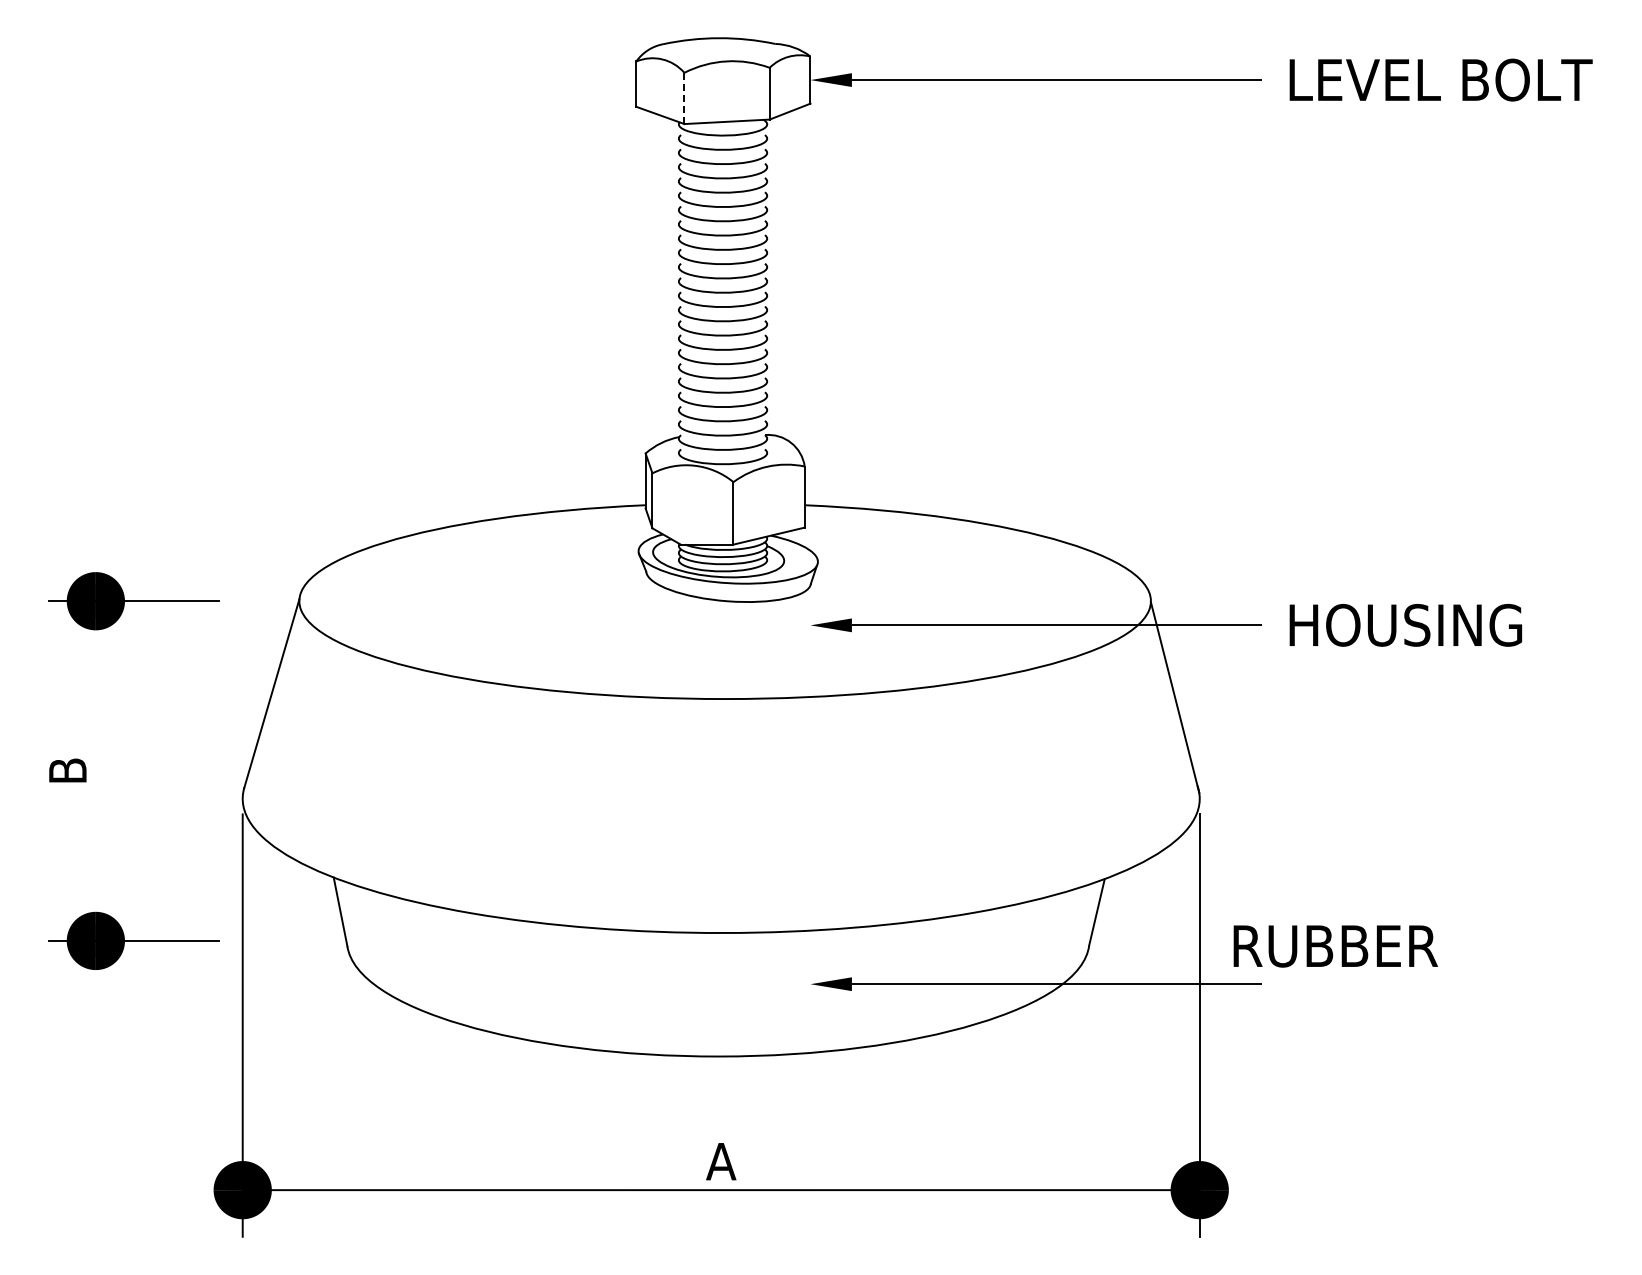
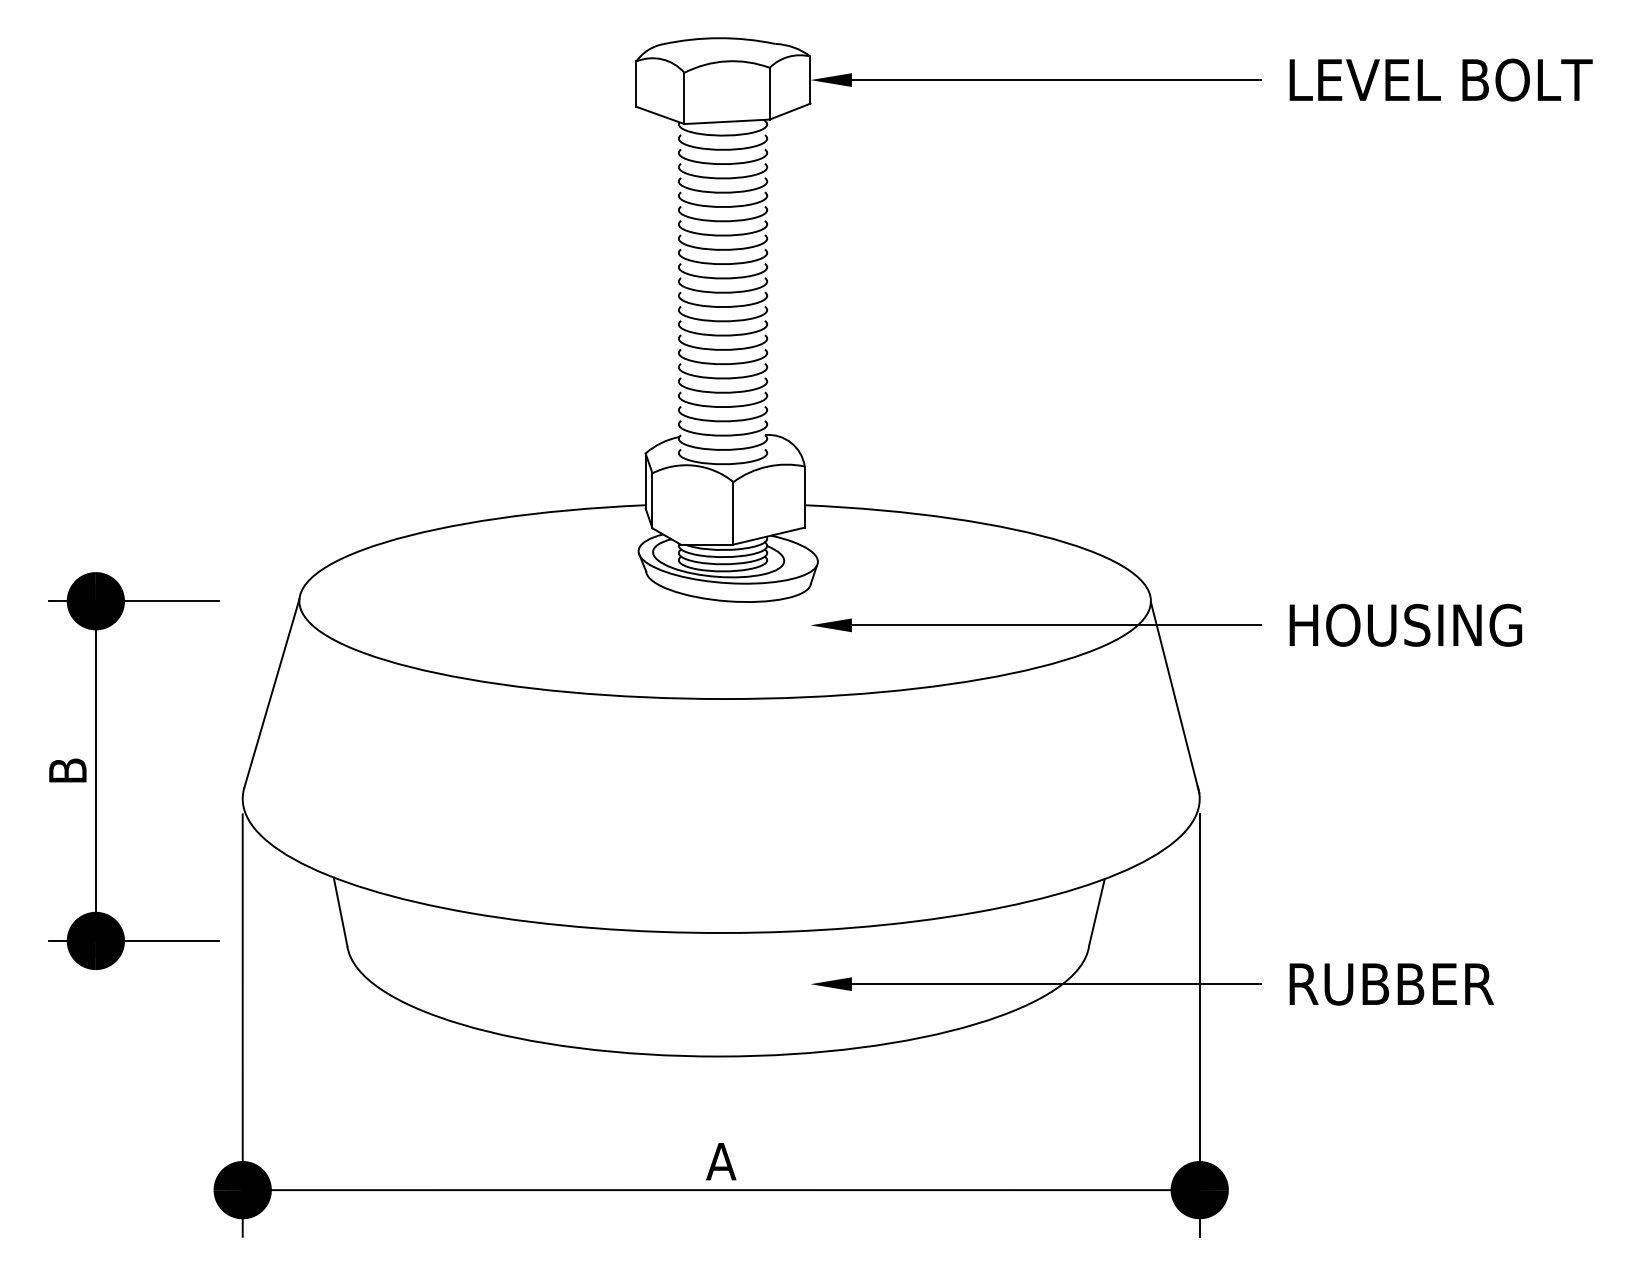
line: dashed -> solid (684, 98)
line: none -> present (95, 770)
text position: (1335, 946) -> (1391, 984) (1391, 984)
